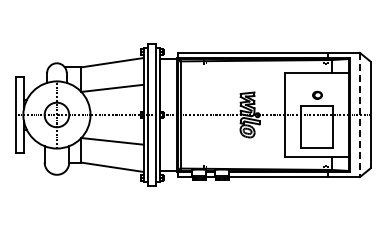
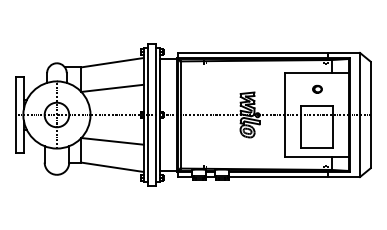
part position: (317, 94) -> (317, 88) (317, 88)
line: dashed -> solid (360, 115)
